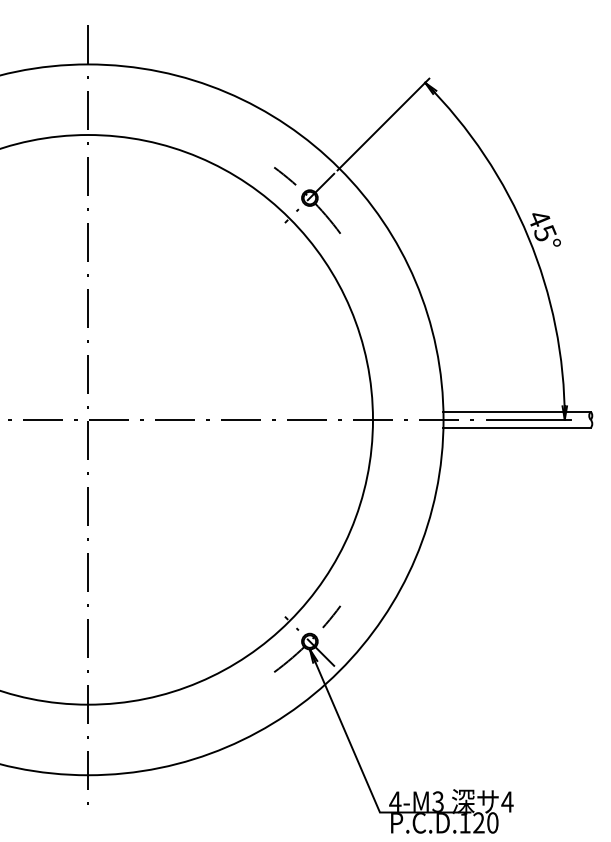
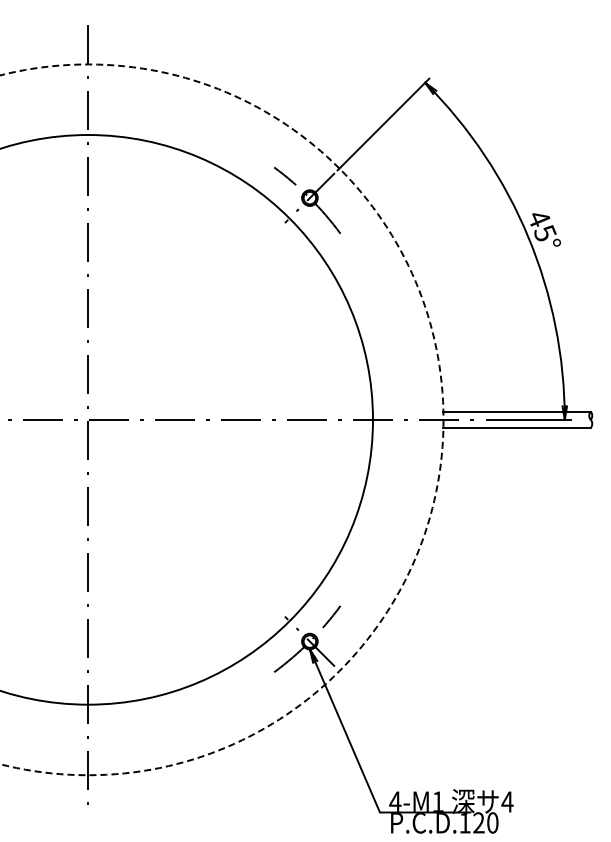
circle: solid -> dashed (221, 419)
text: 4-M3 -> 4-M1 (437, 801)
